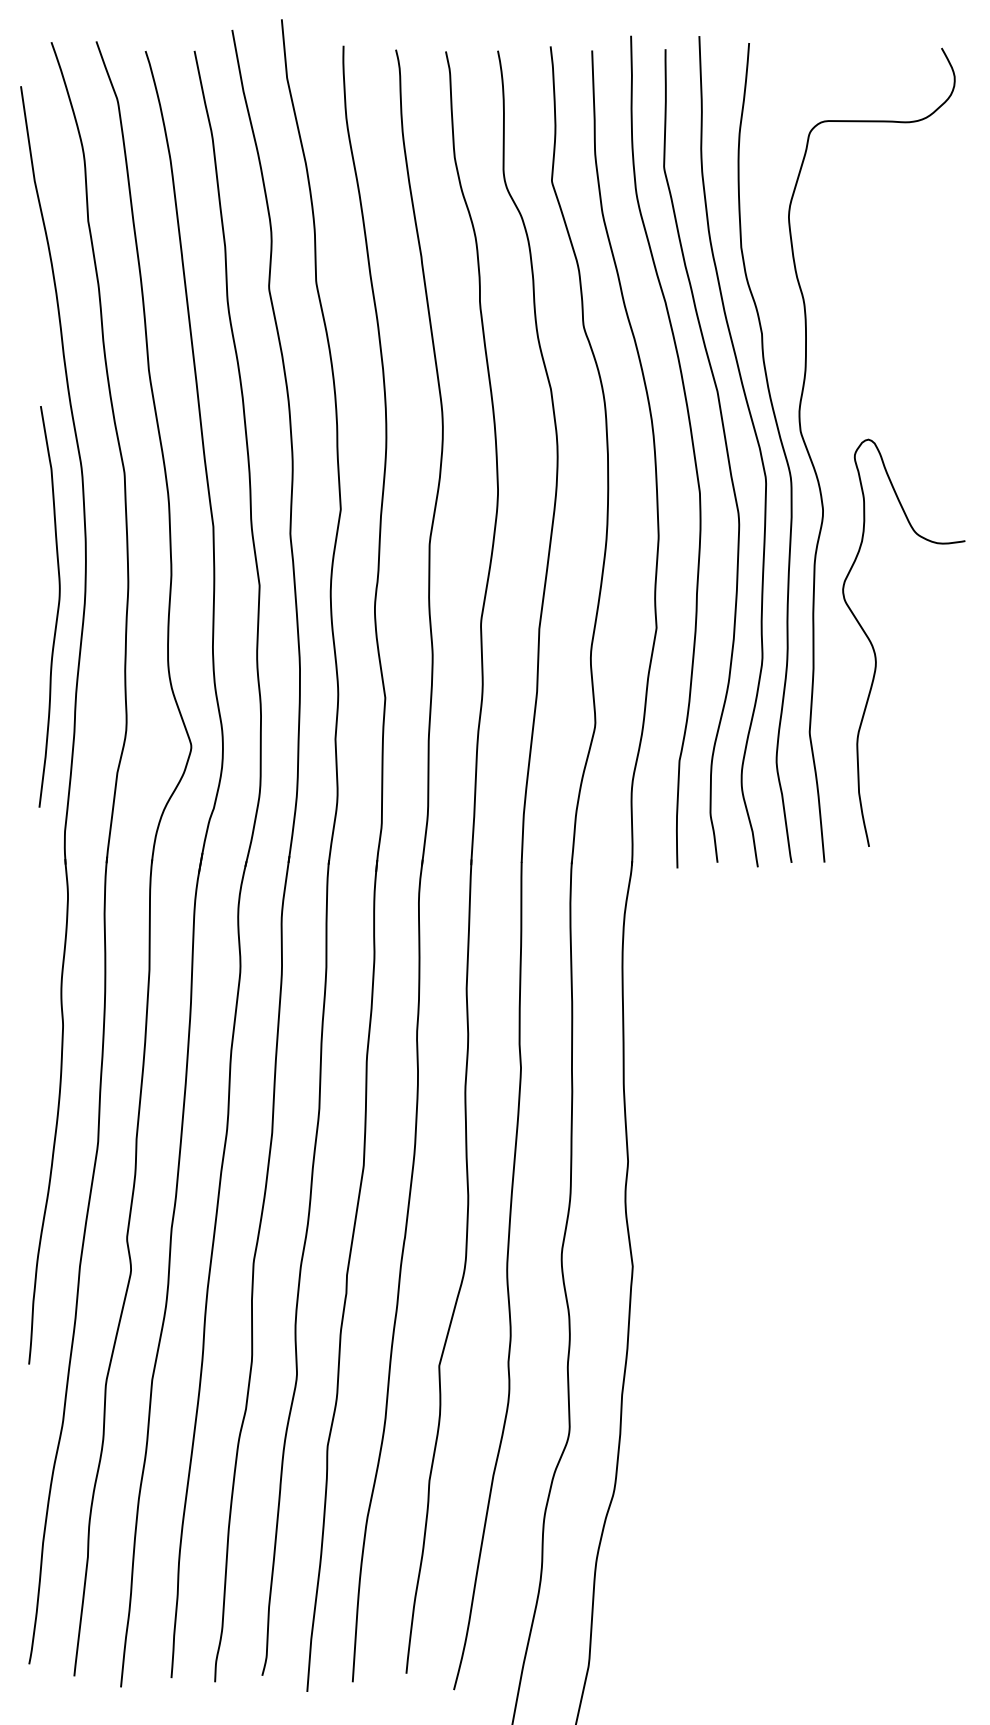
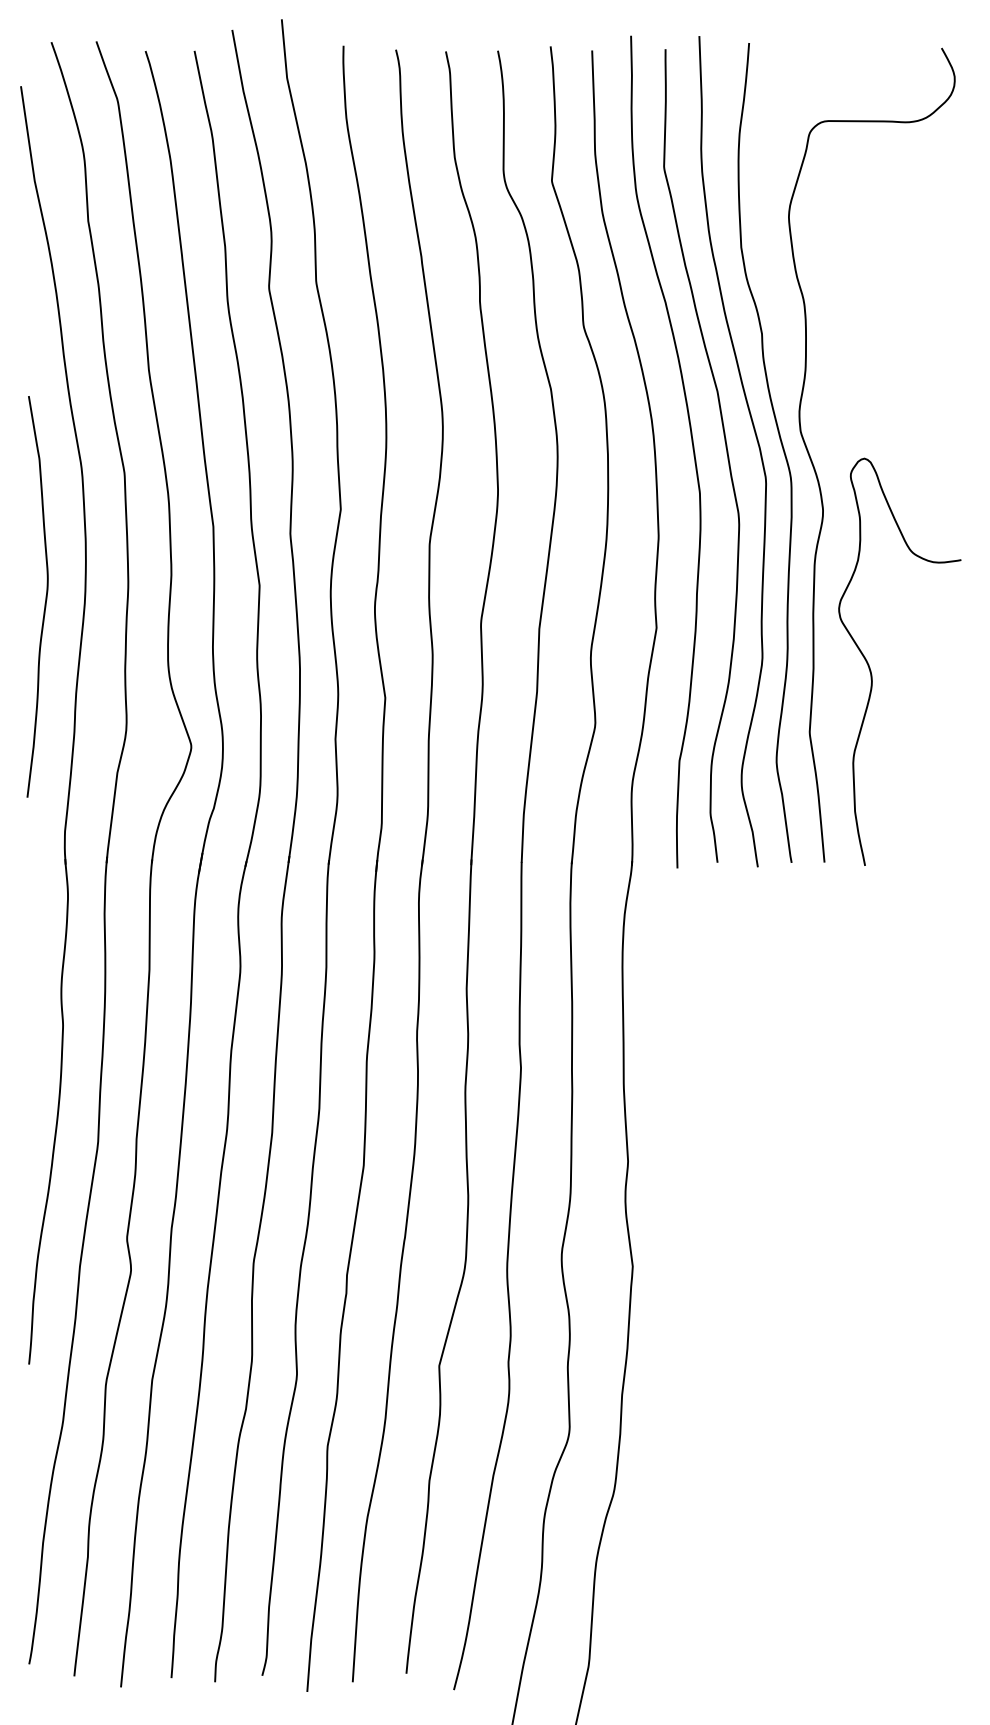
curve position: (57, 606) -> (45, 596) (45, 596)
curve position: (875, 651) -> (871, 670) (871, 670)
